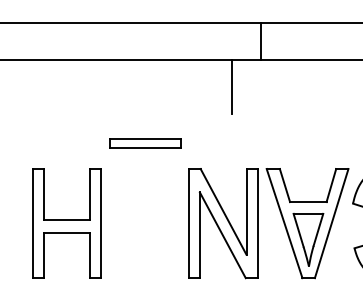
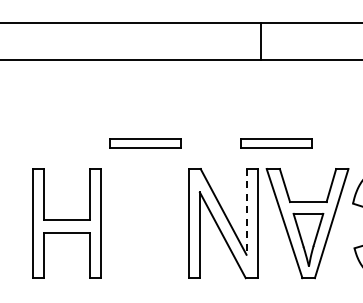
line: present -> none (231, 86)
part: none -> present (276, 143)
line: solid -> dashed (246, 211)
